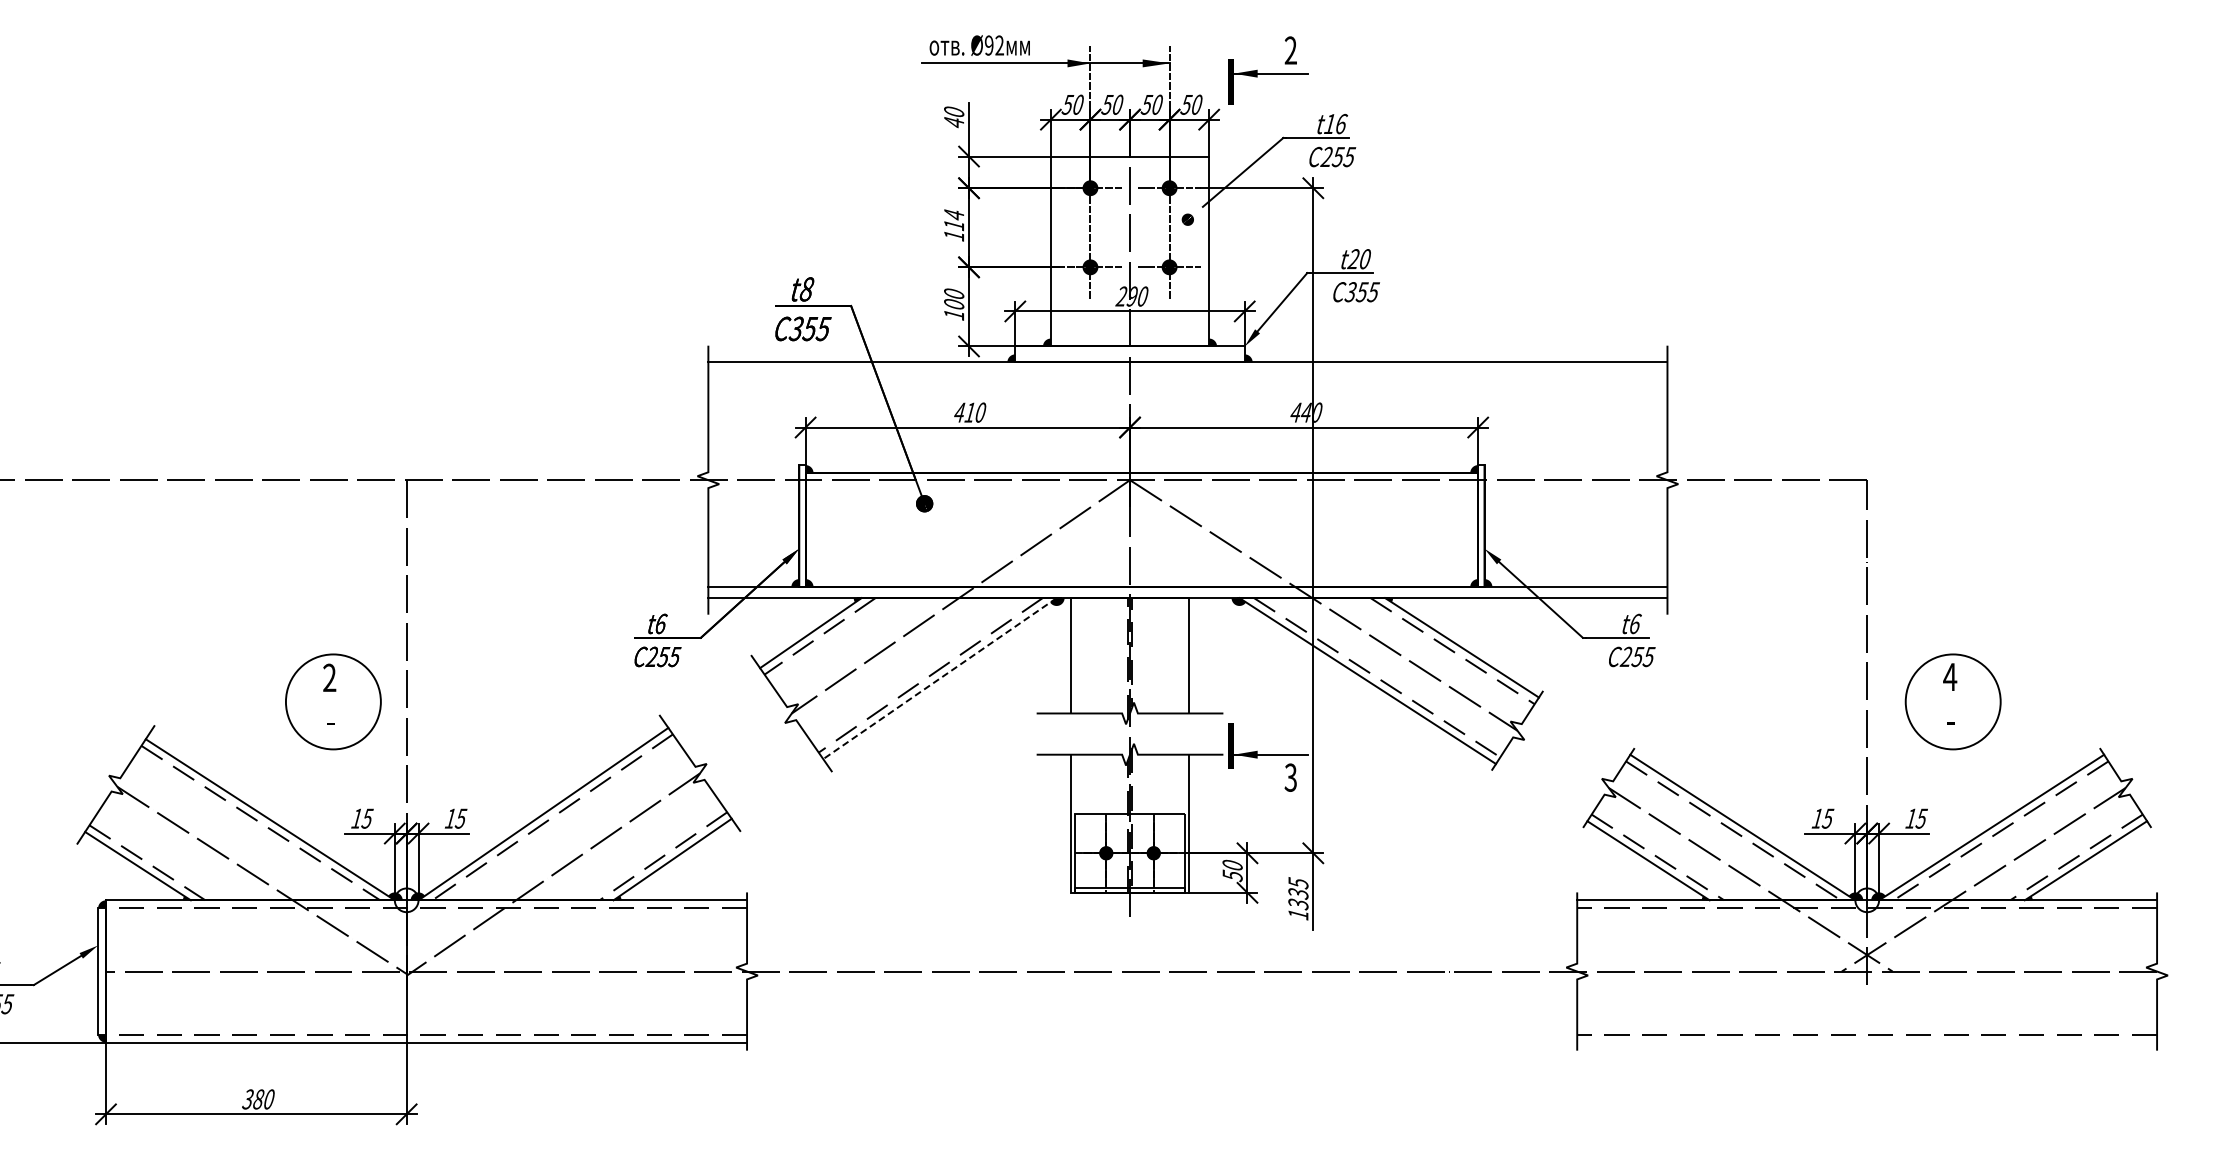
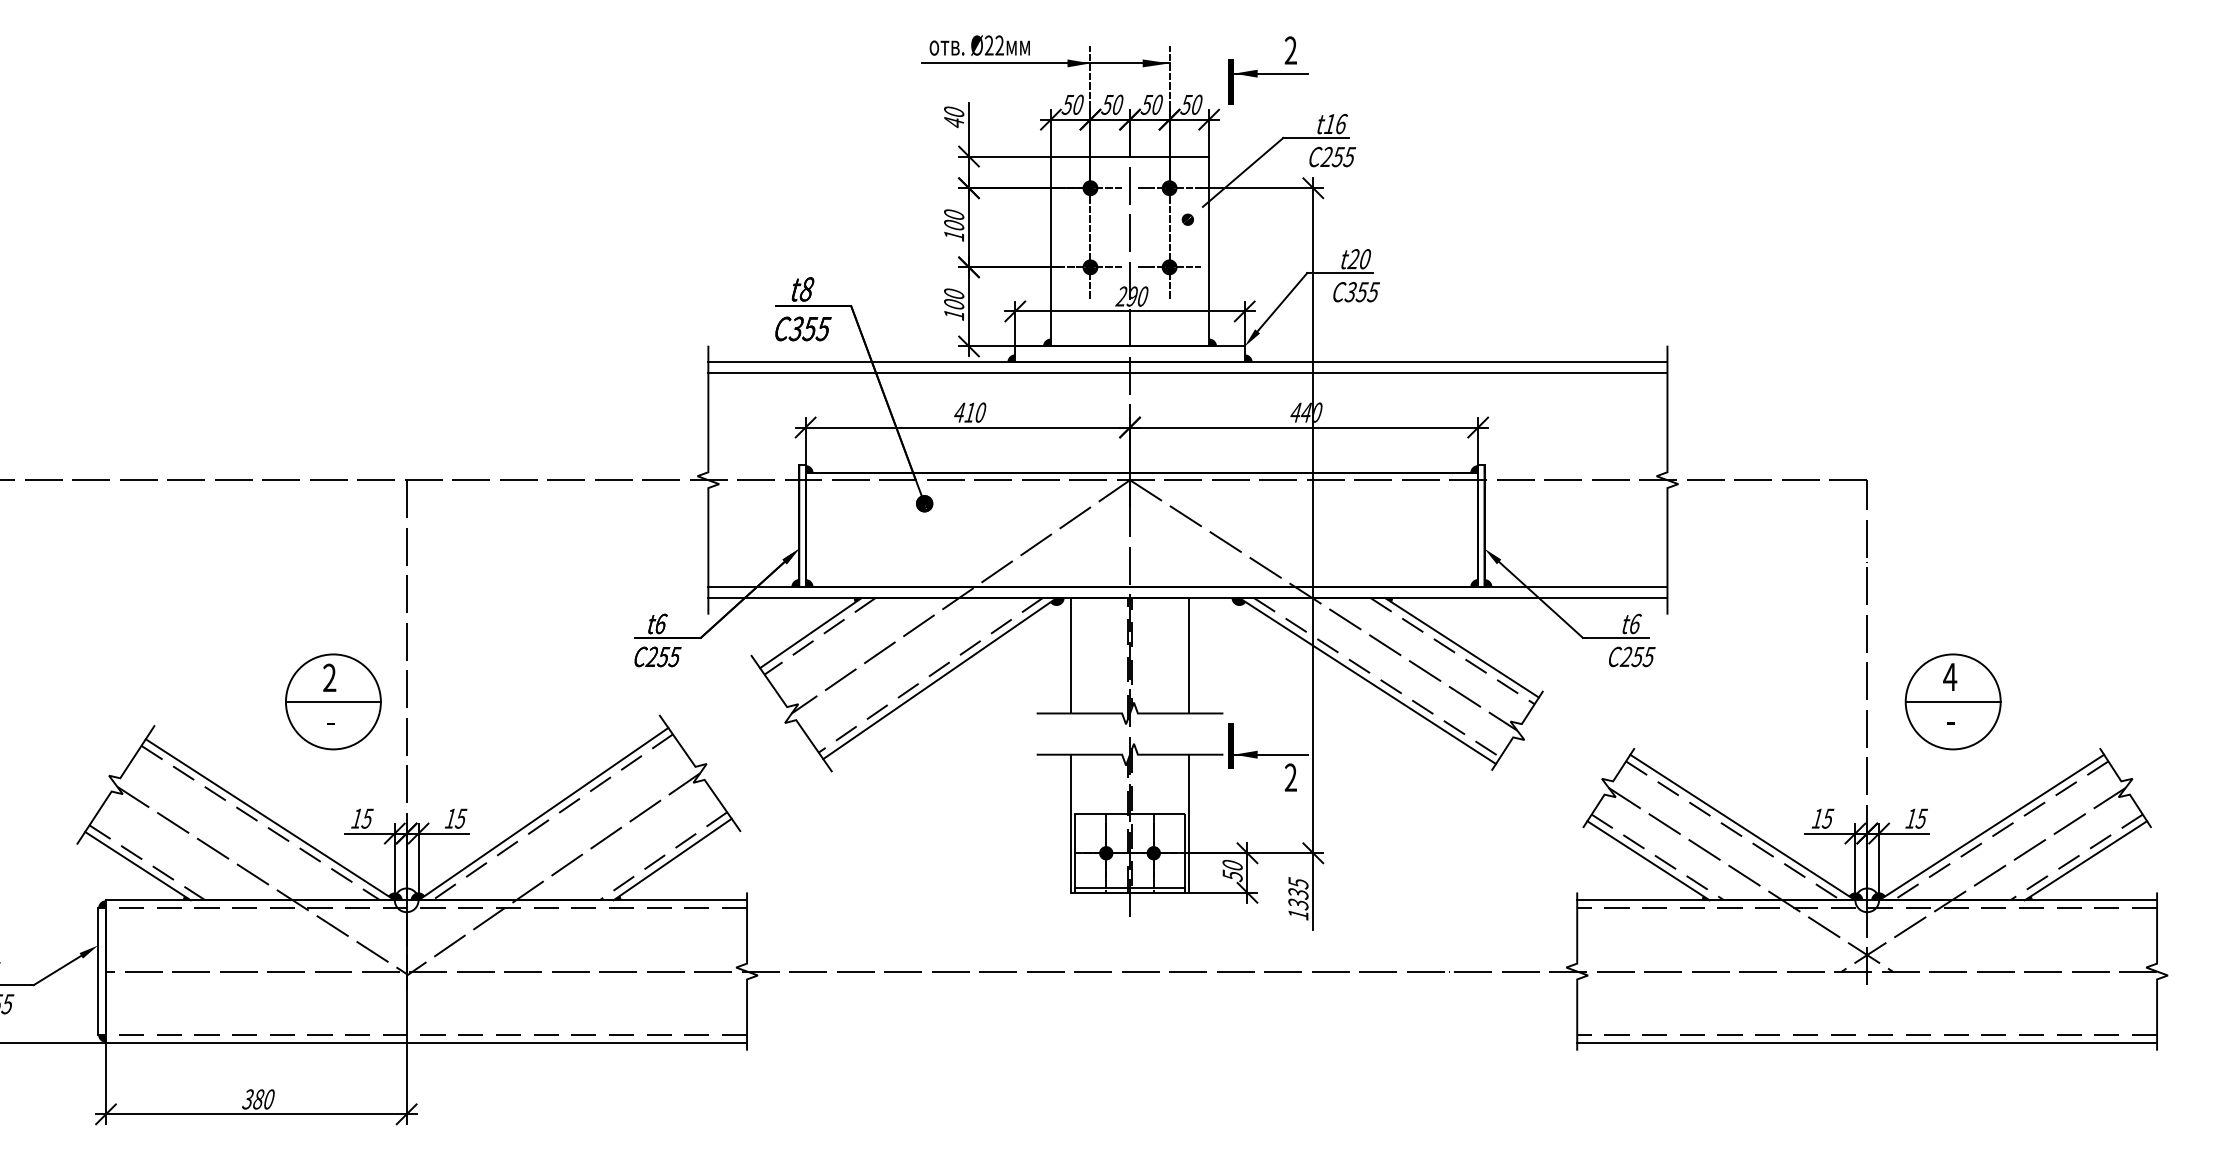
text: Ø92 -> Ø22 (988, 45)
text: 114 -> 100 (954, 220)
line: none -> present (1187, 373)
line: dashed -> solid (939, 678)
line: none -> present (332, 701)
line: none -> present (1952, 701)
text: 3 -> 2 (1290, 777)
line: none -> present (1867, 1042)
